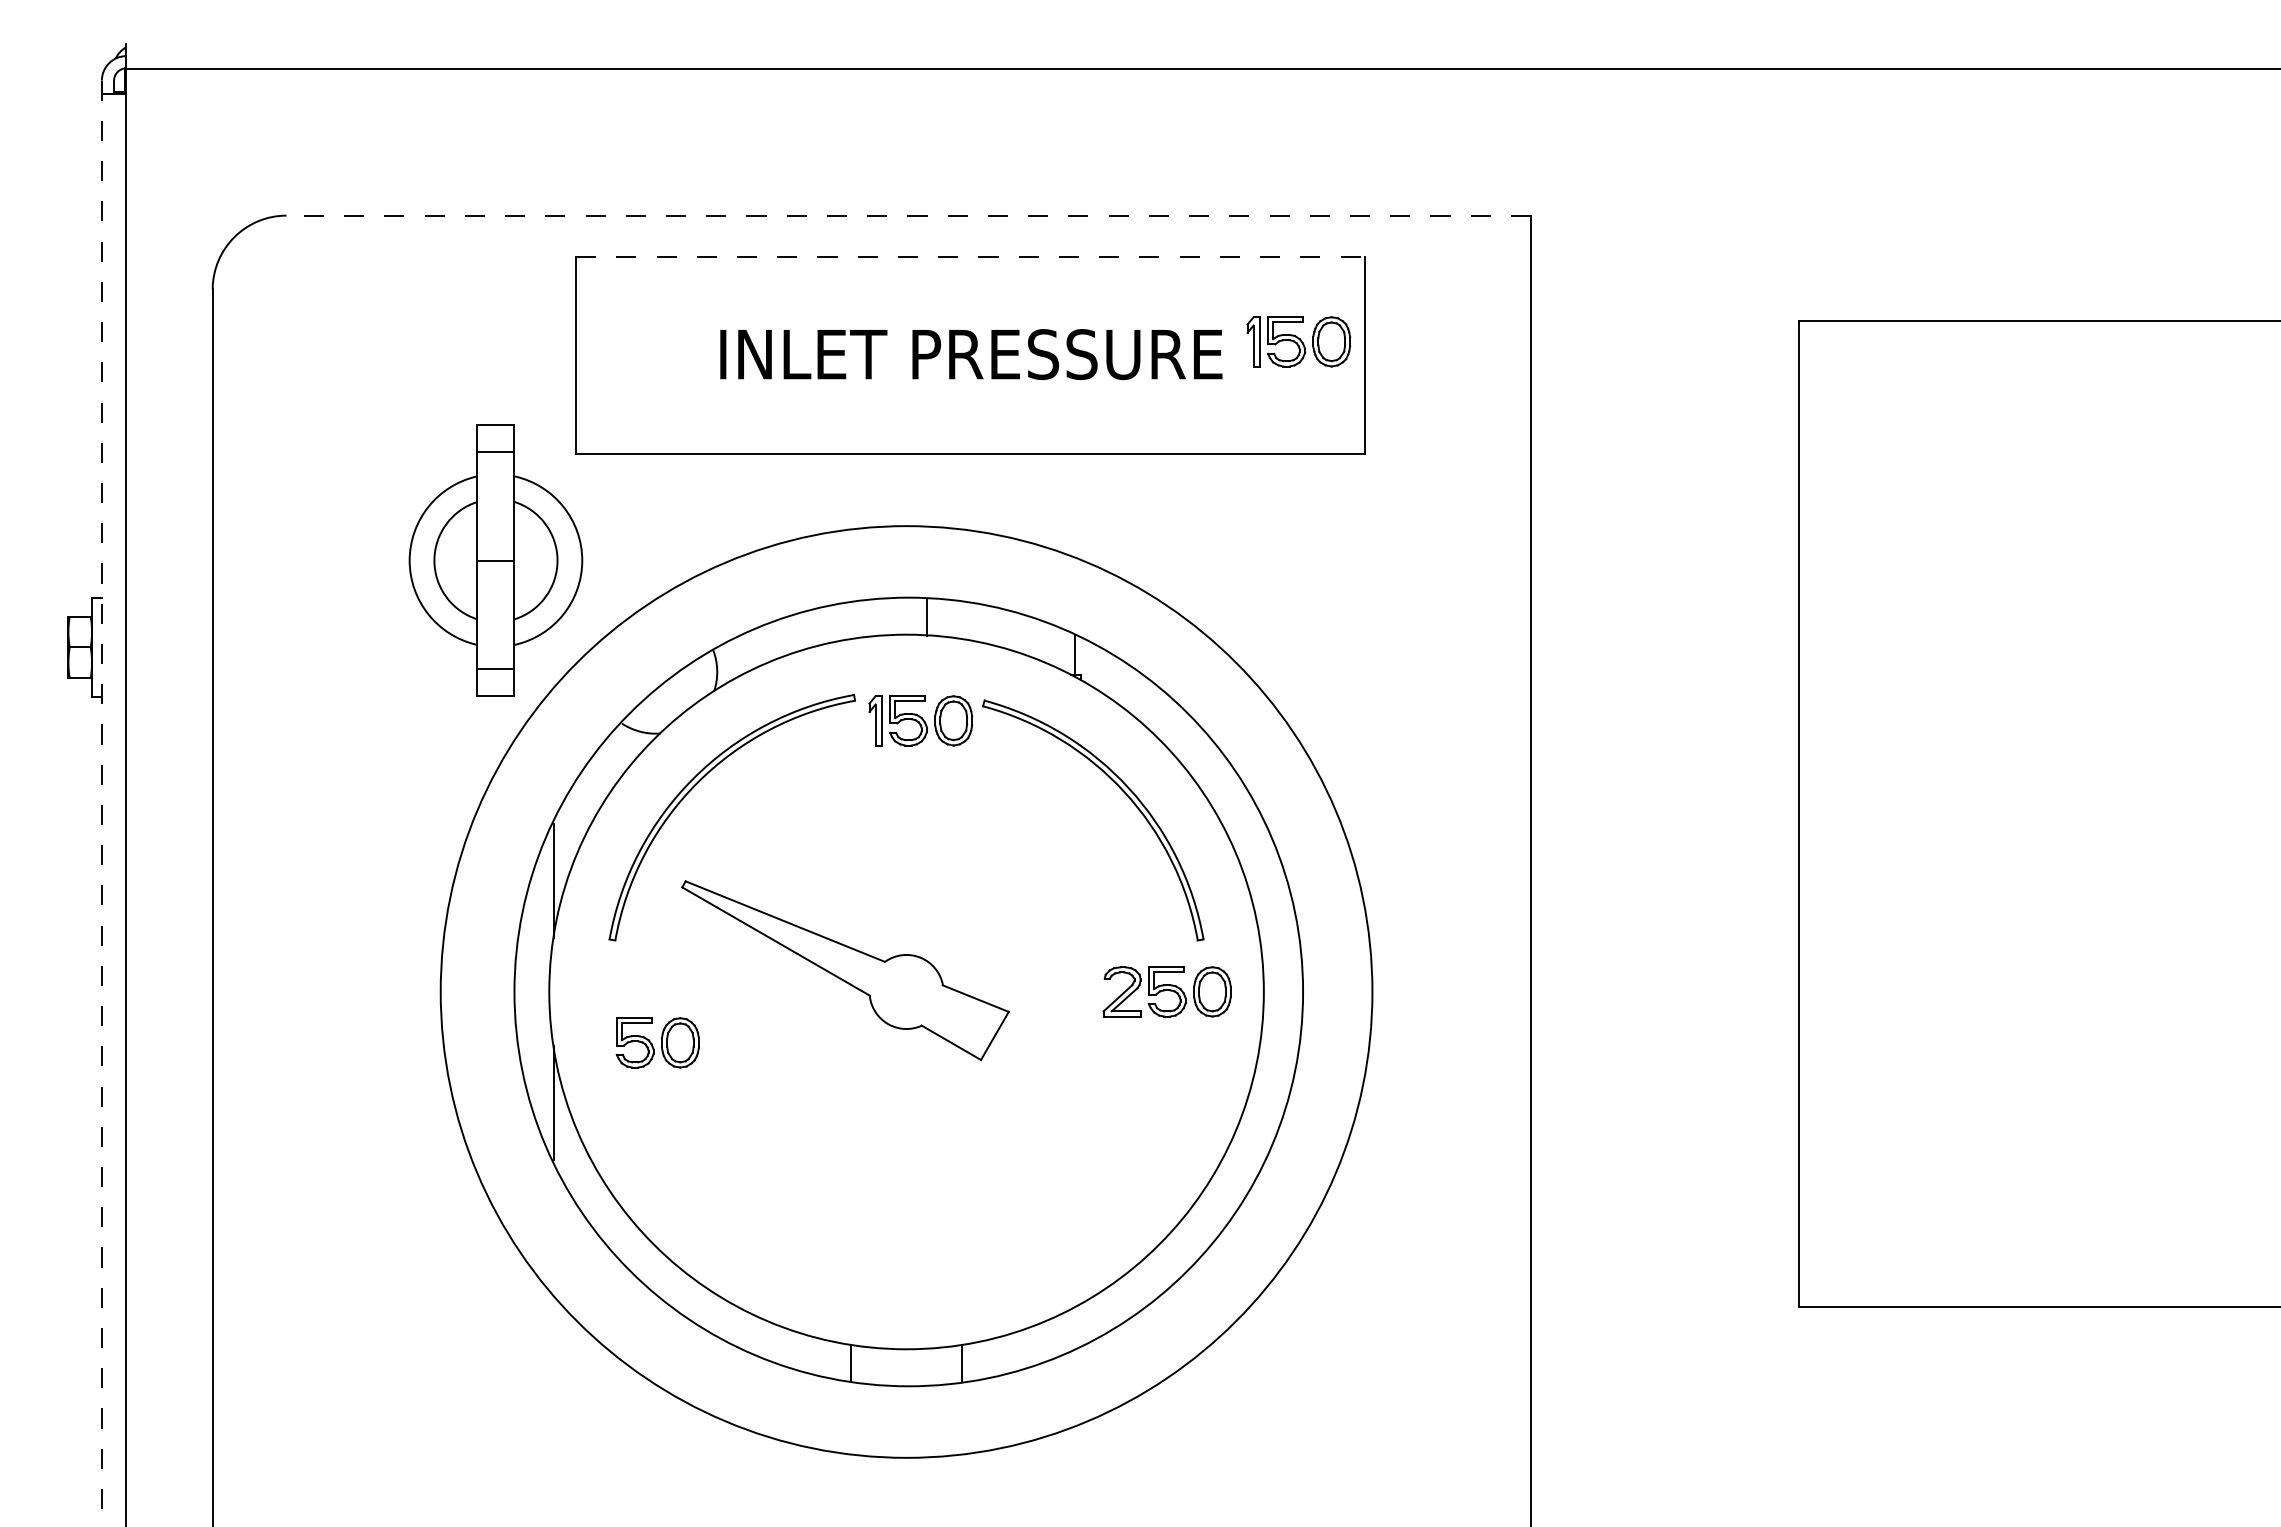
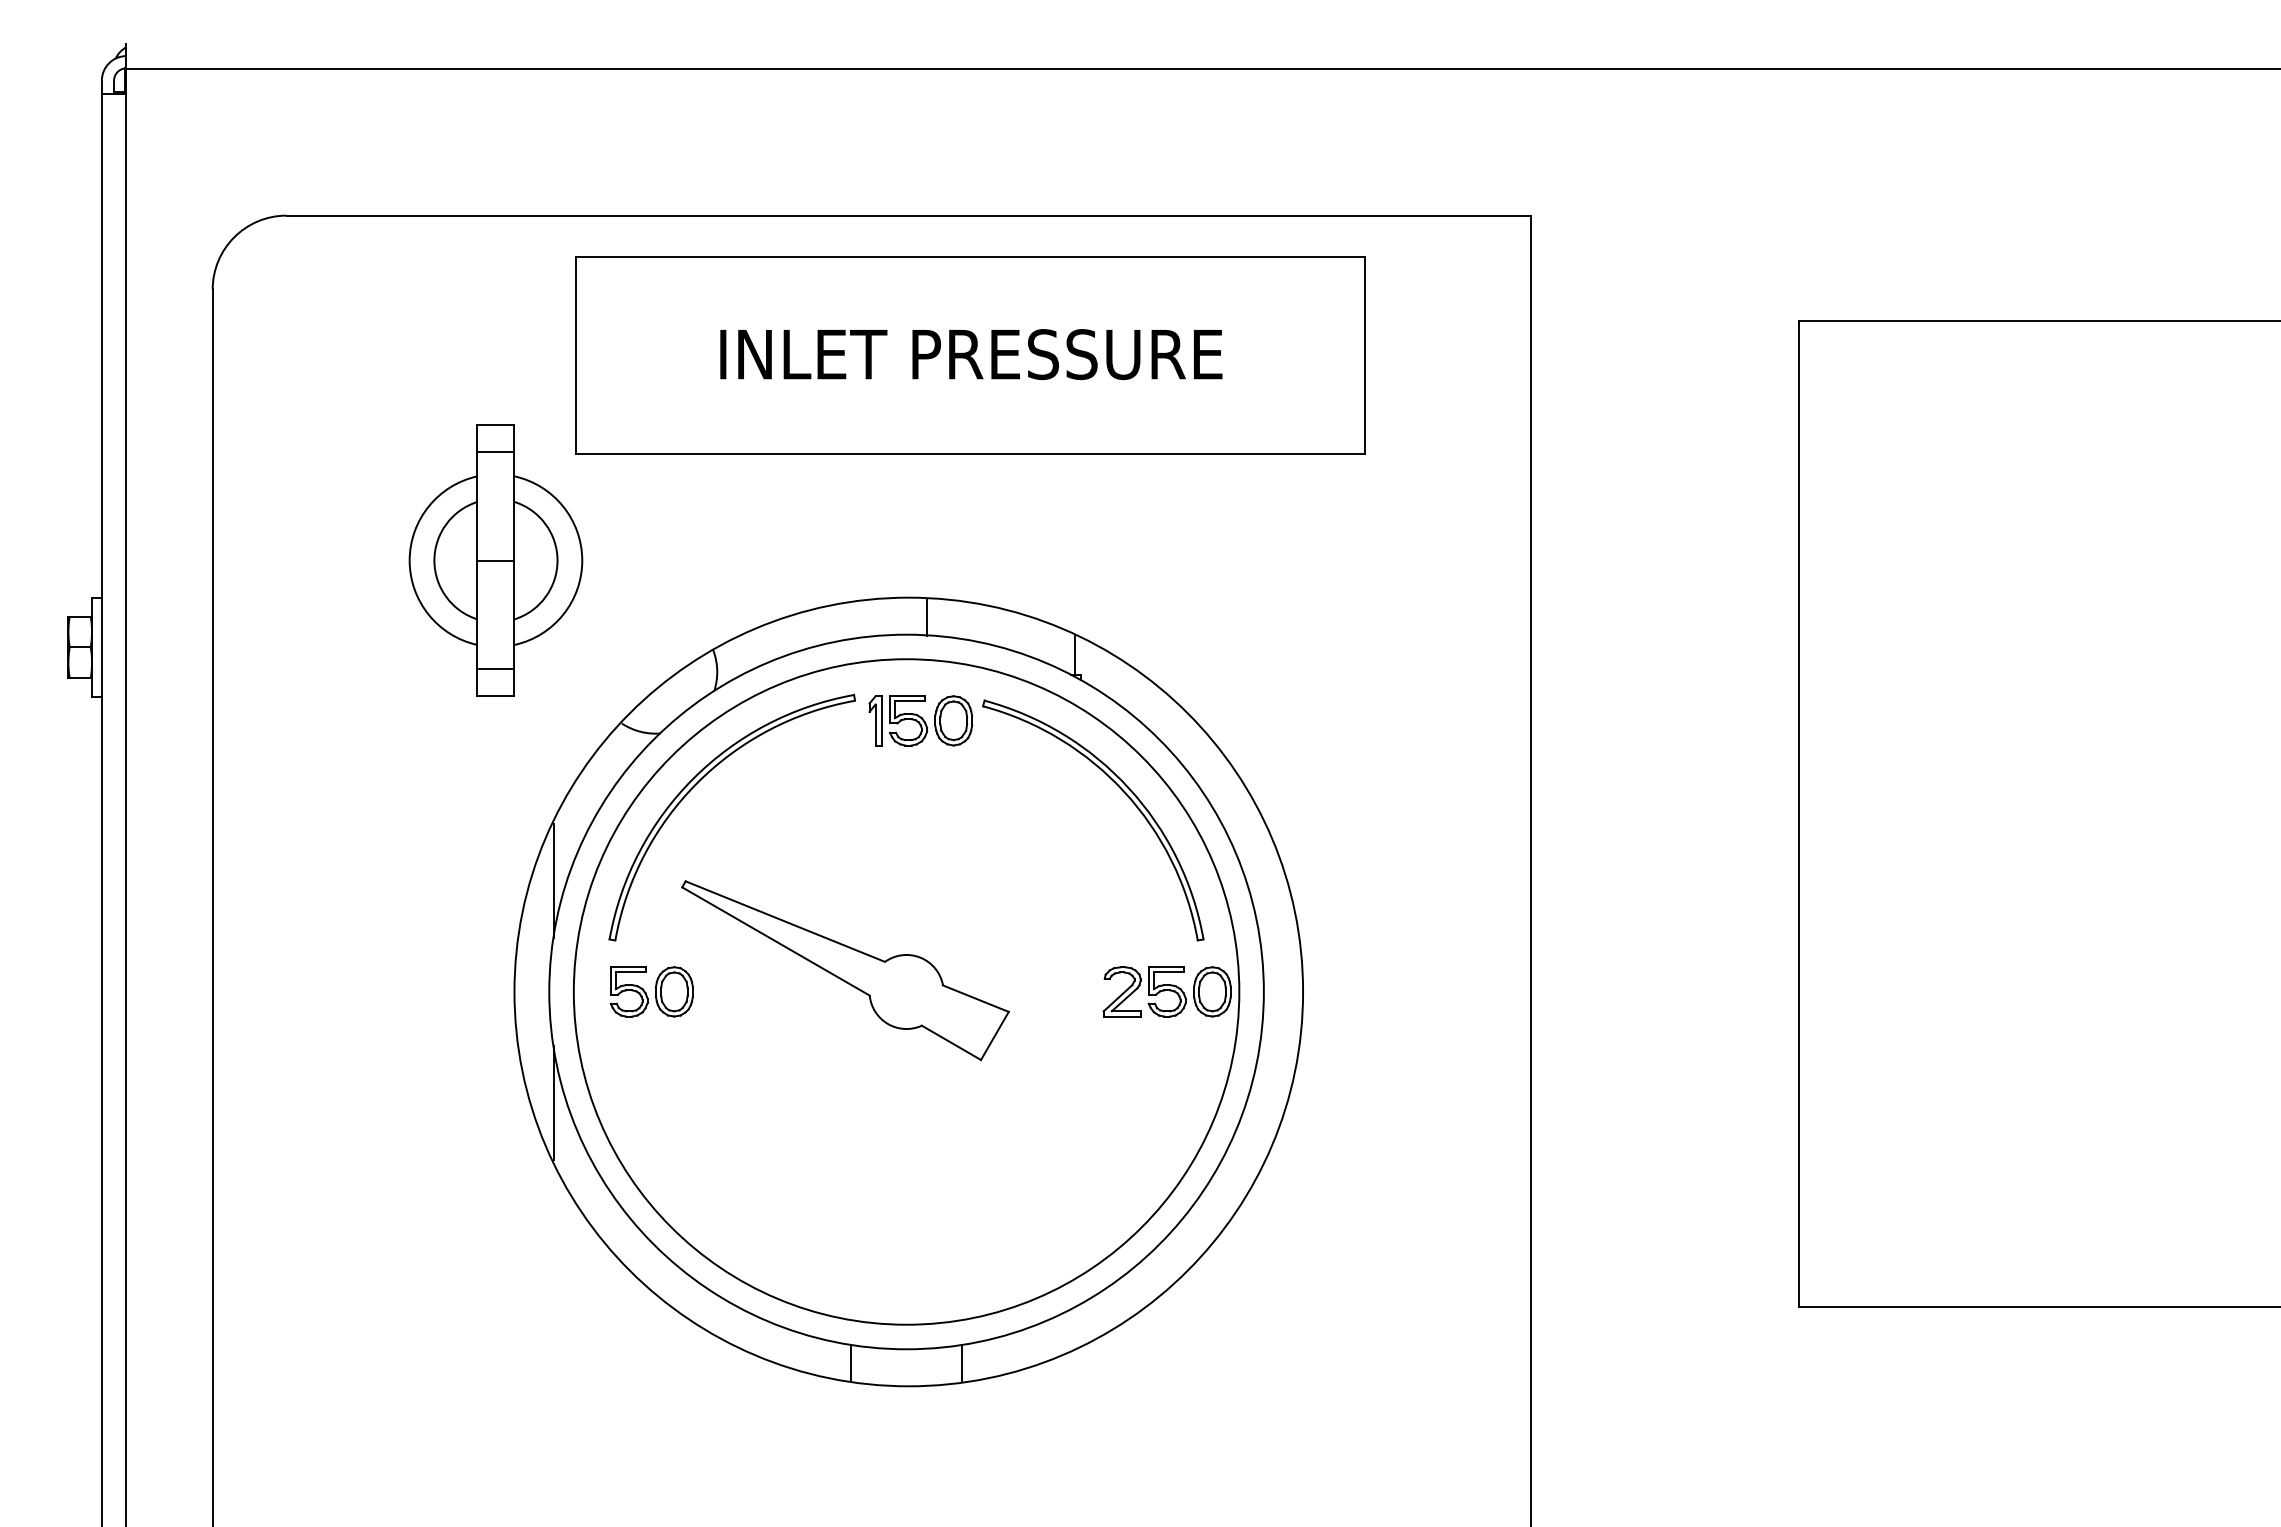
line: dashed -> solid (908, 215)
line: dashed -> solid (970, 257)
part: present -> none (1298, 341)
line: dashed -> solid (101, 803)
circle diameter: 932 px -> 666 px (906, 991)
part position: (657, 1042) -> (651, 991) (651, 991)
